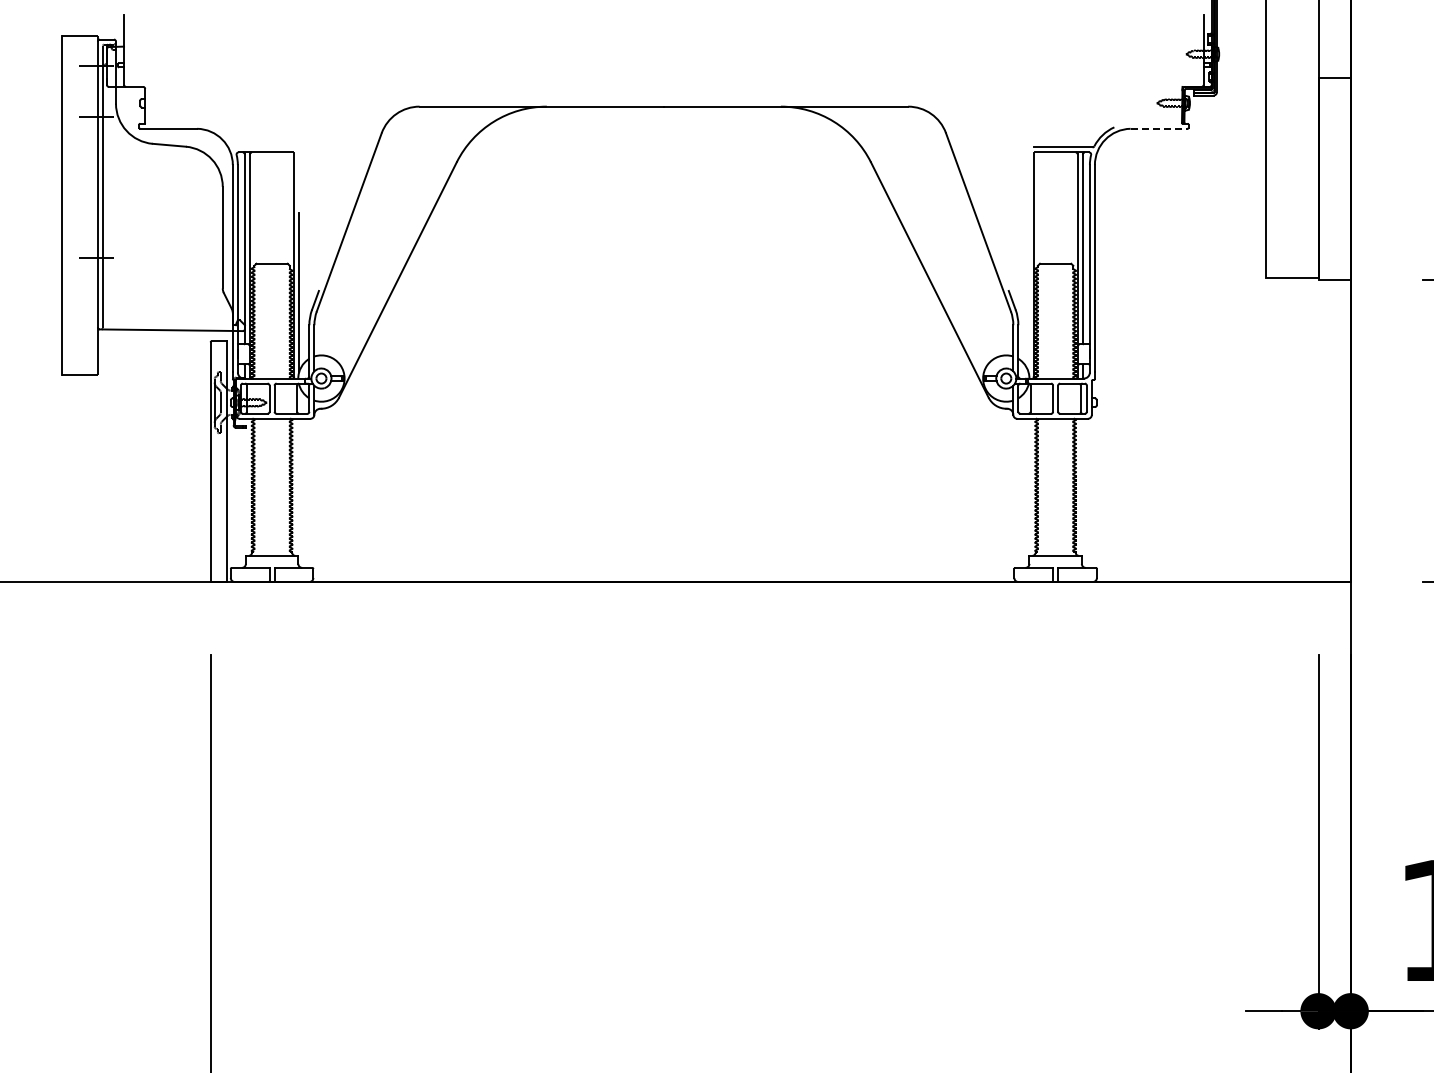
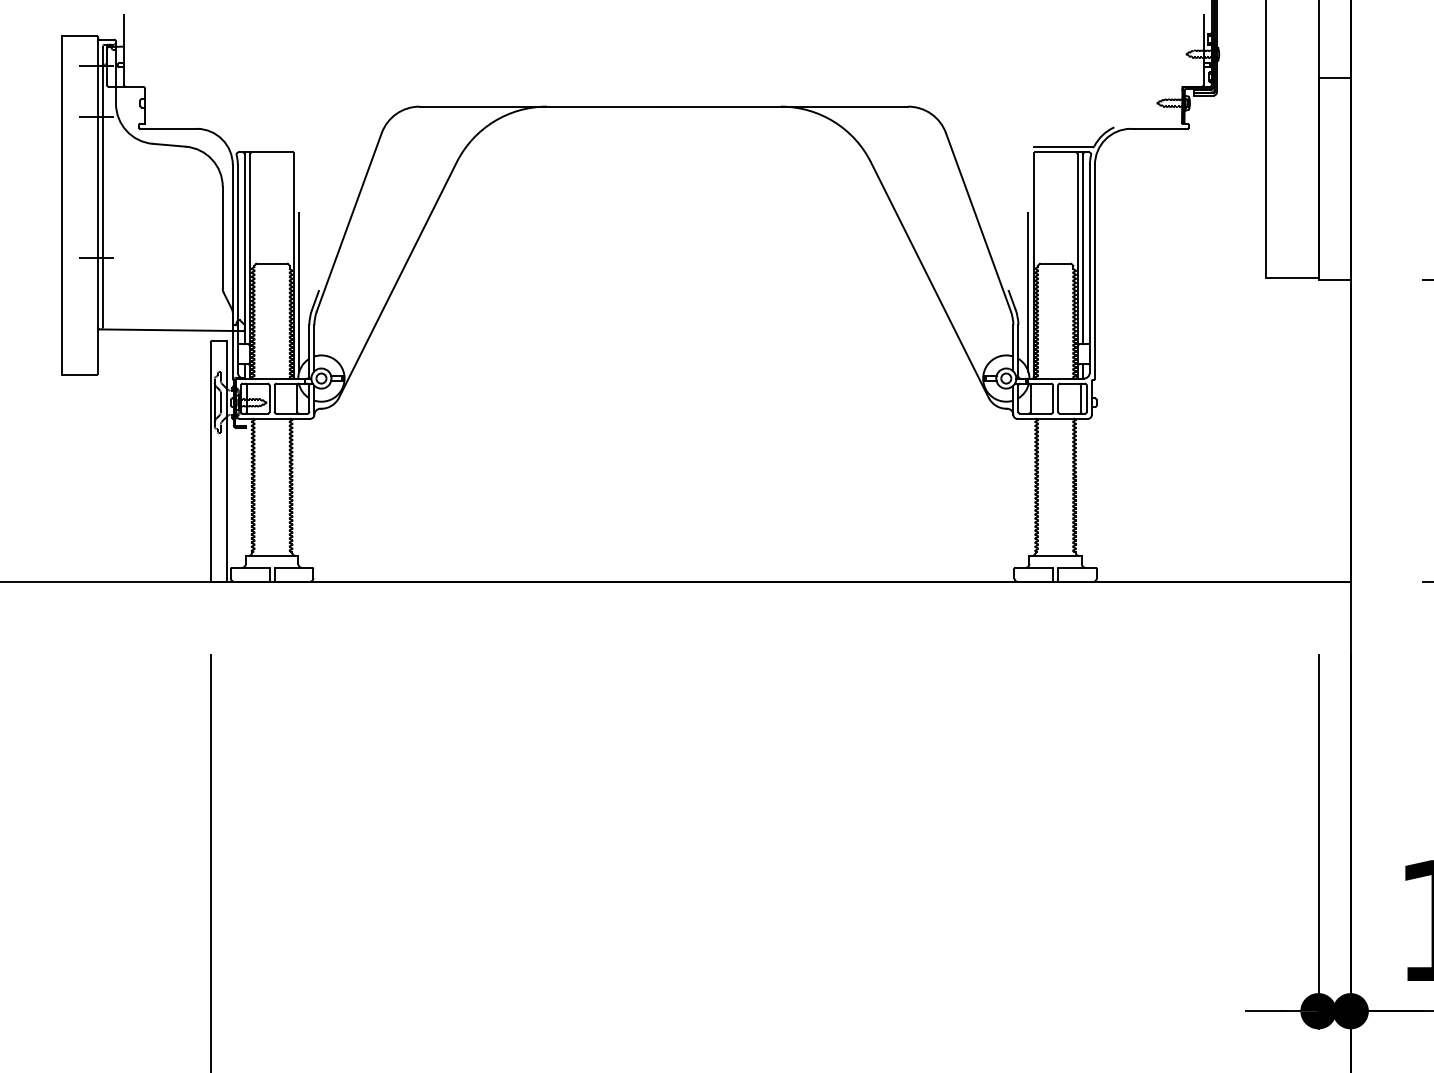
line: dashed -> solid (1159, 128)
line: none -> present (1028, 292)
